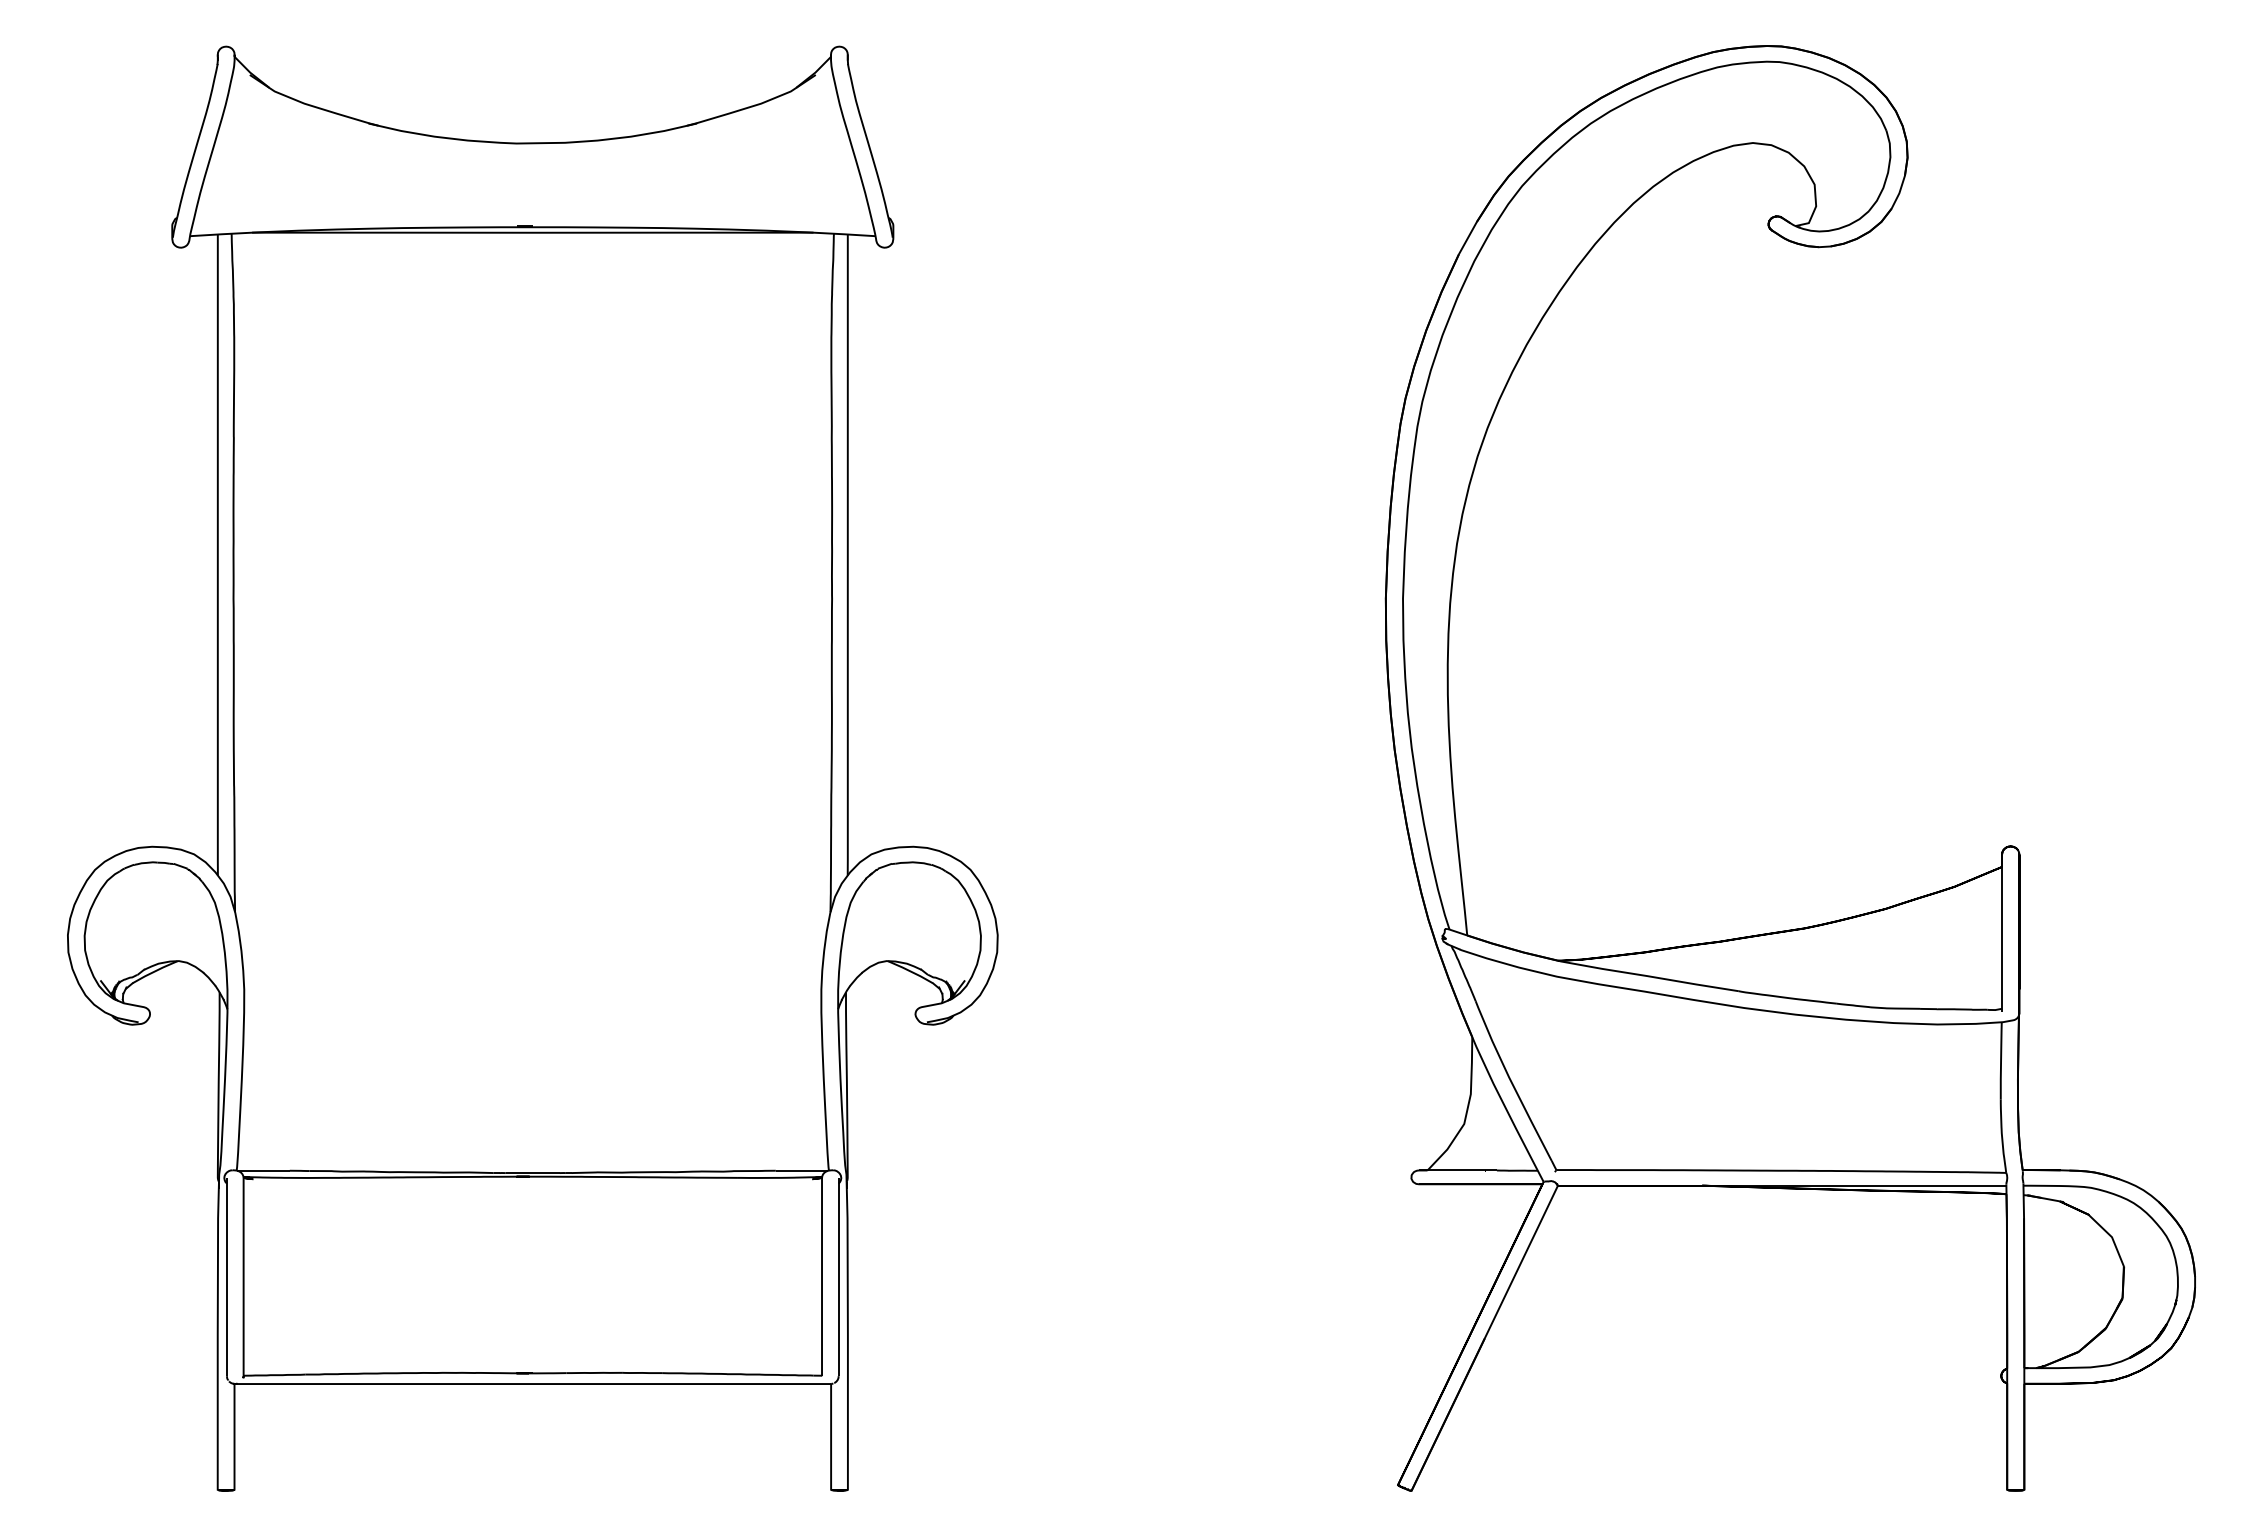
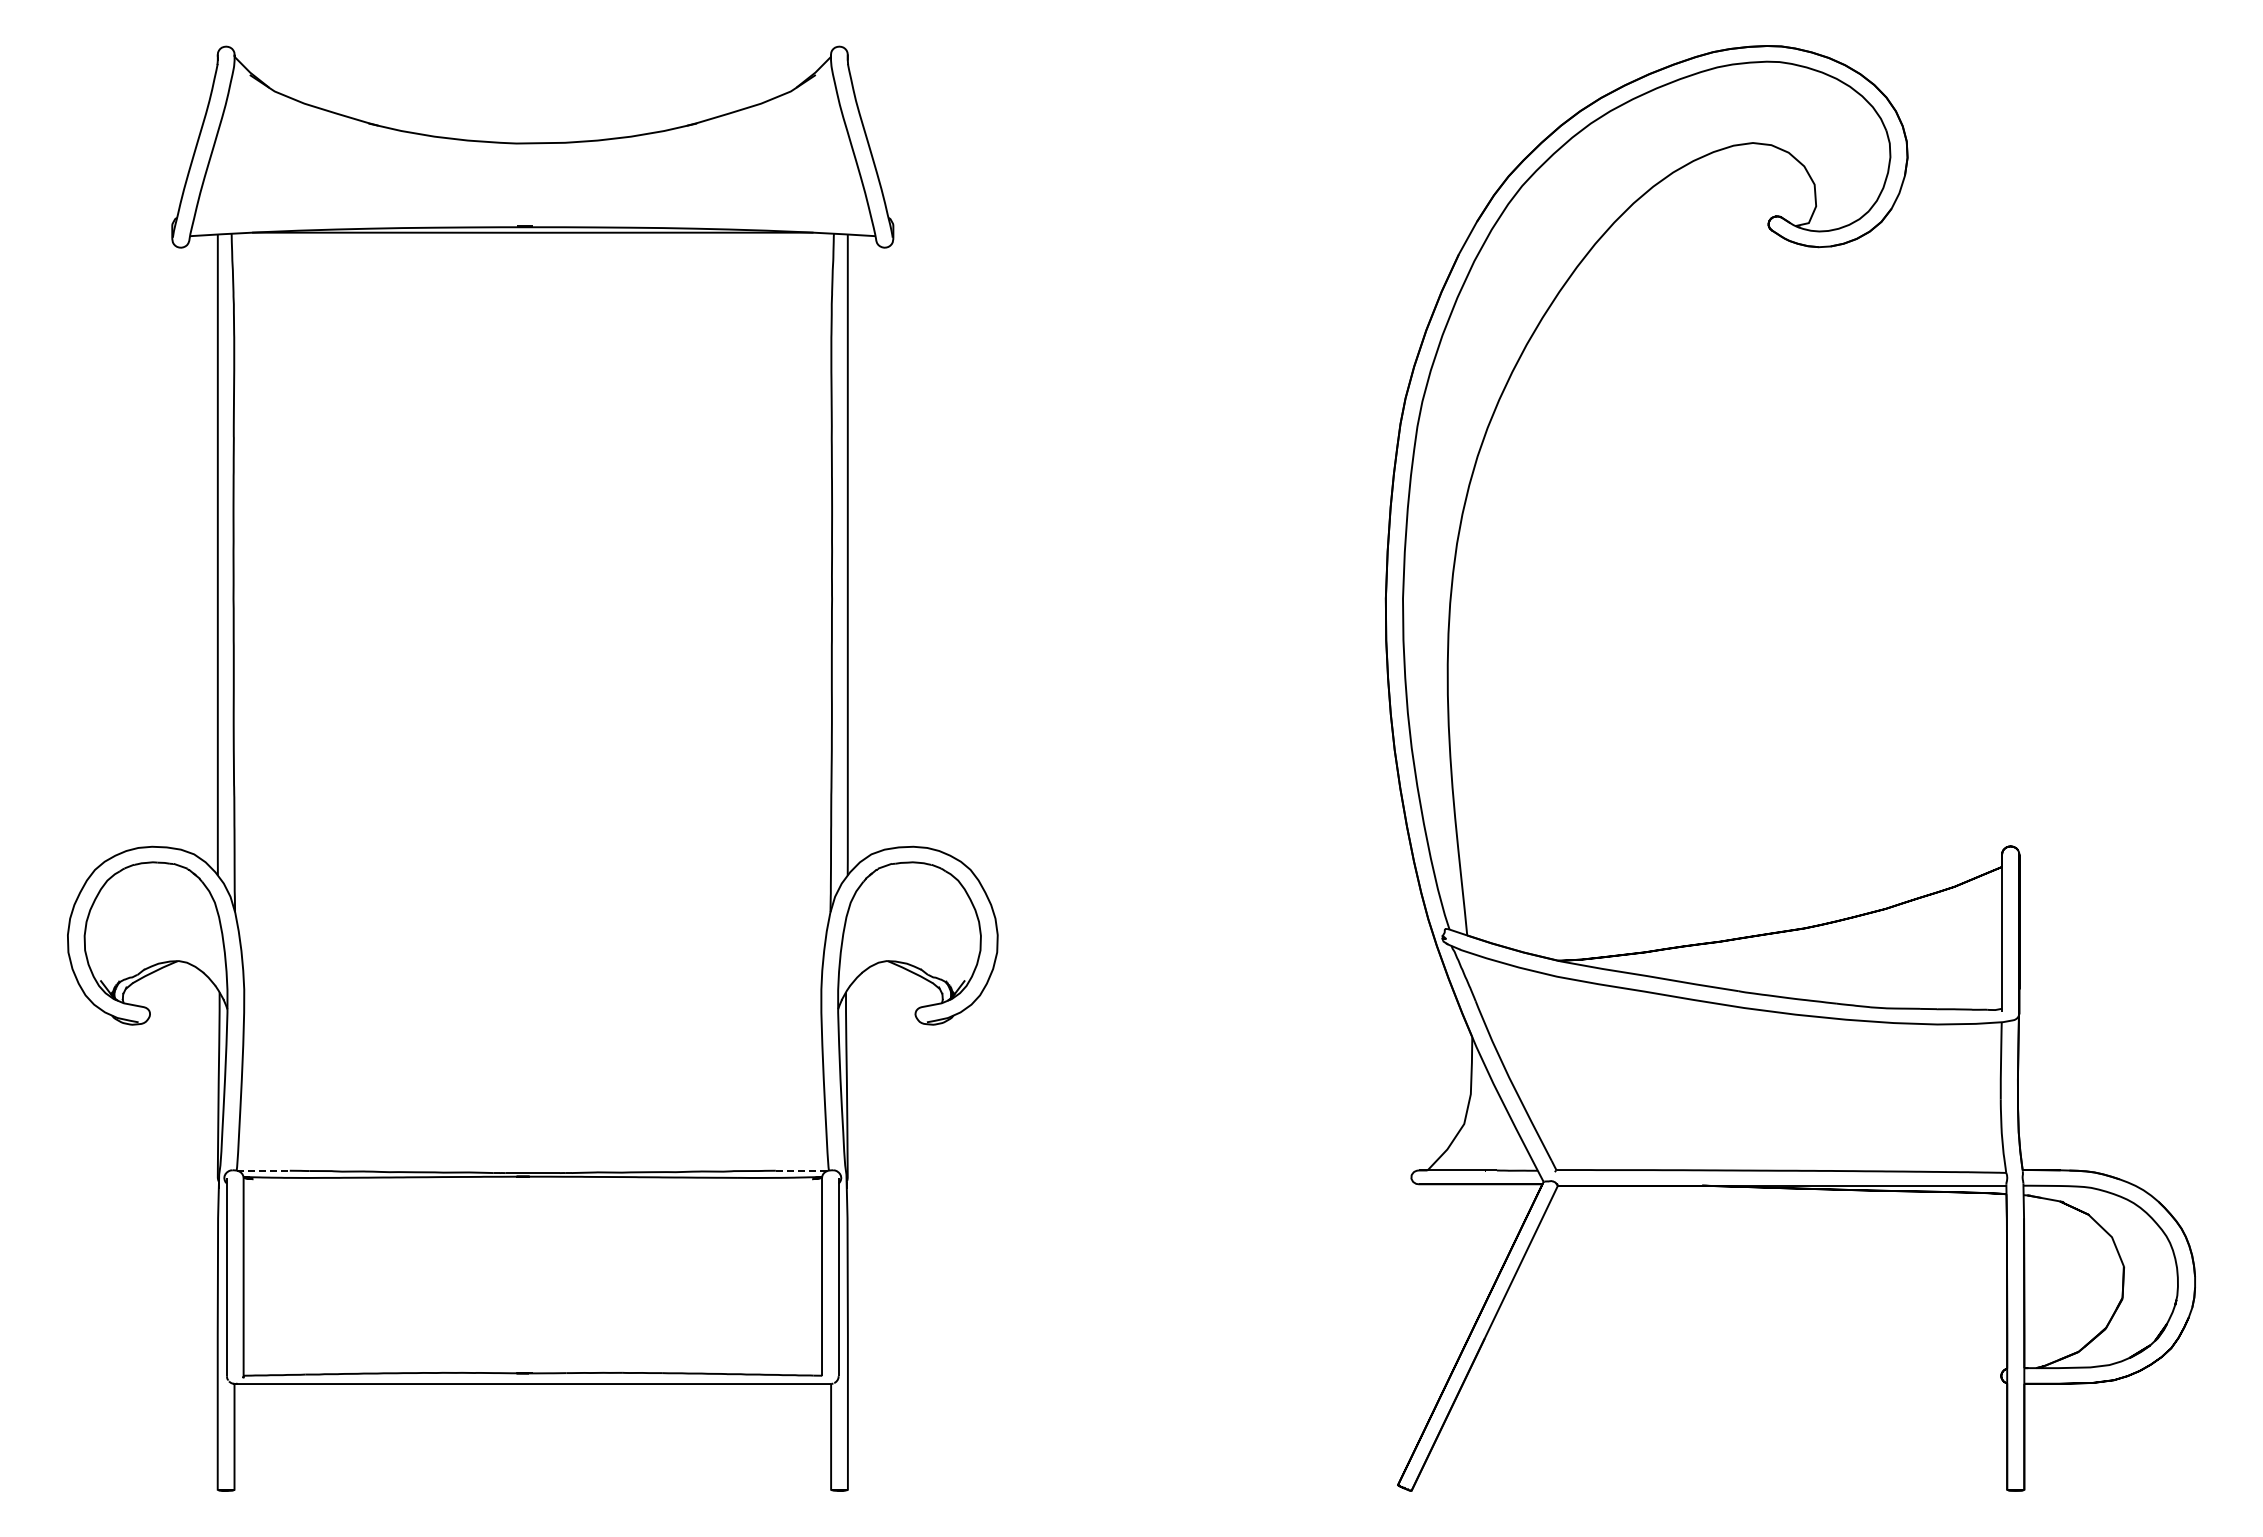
line: solid -> dashed (264, 1170)
line: solid -> dashed (801, 1170)
